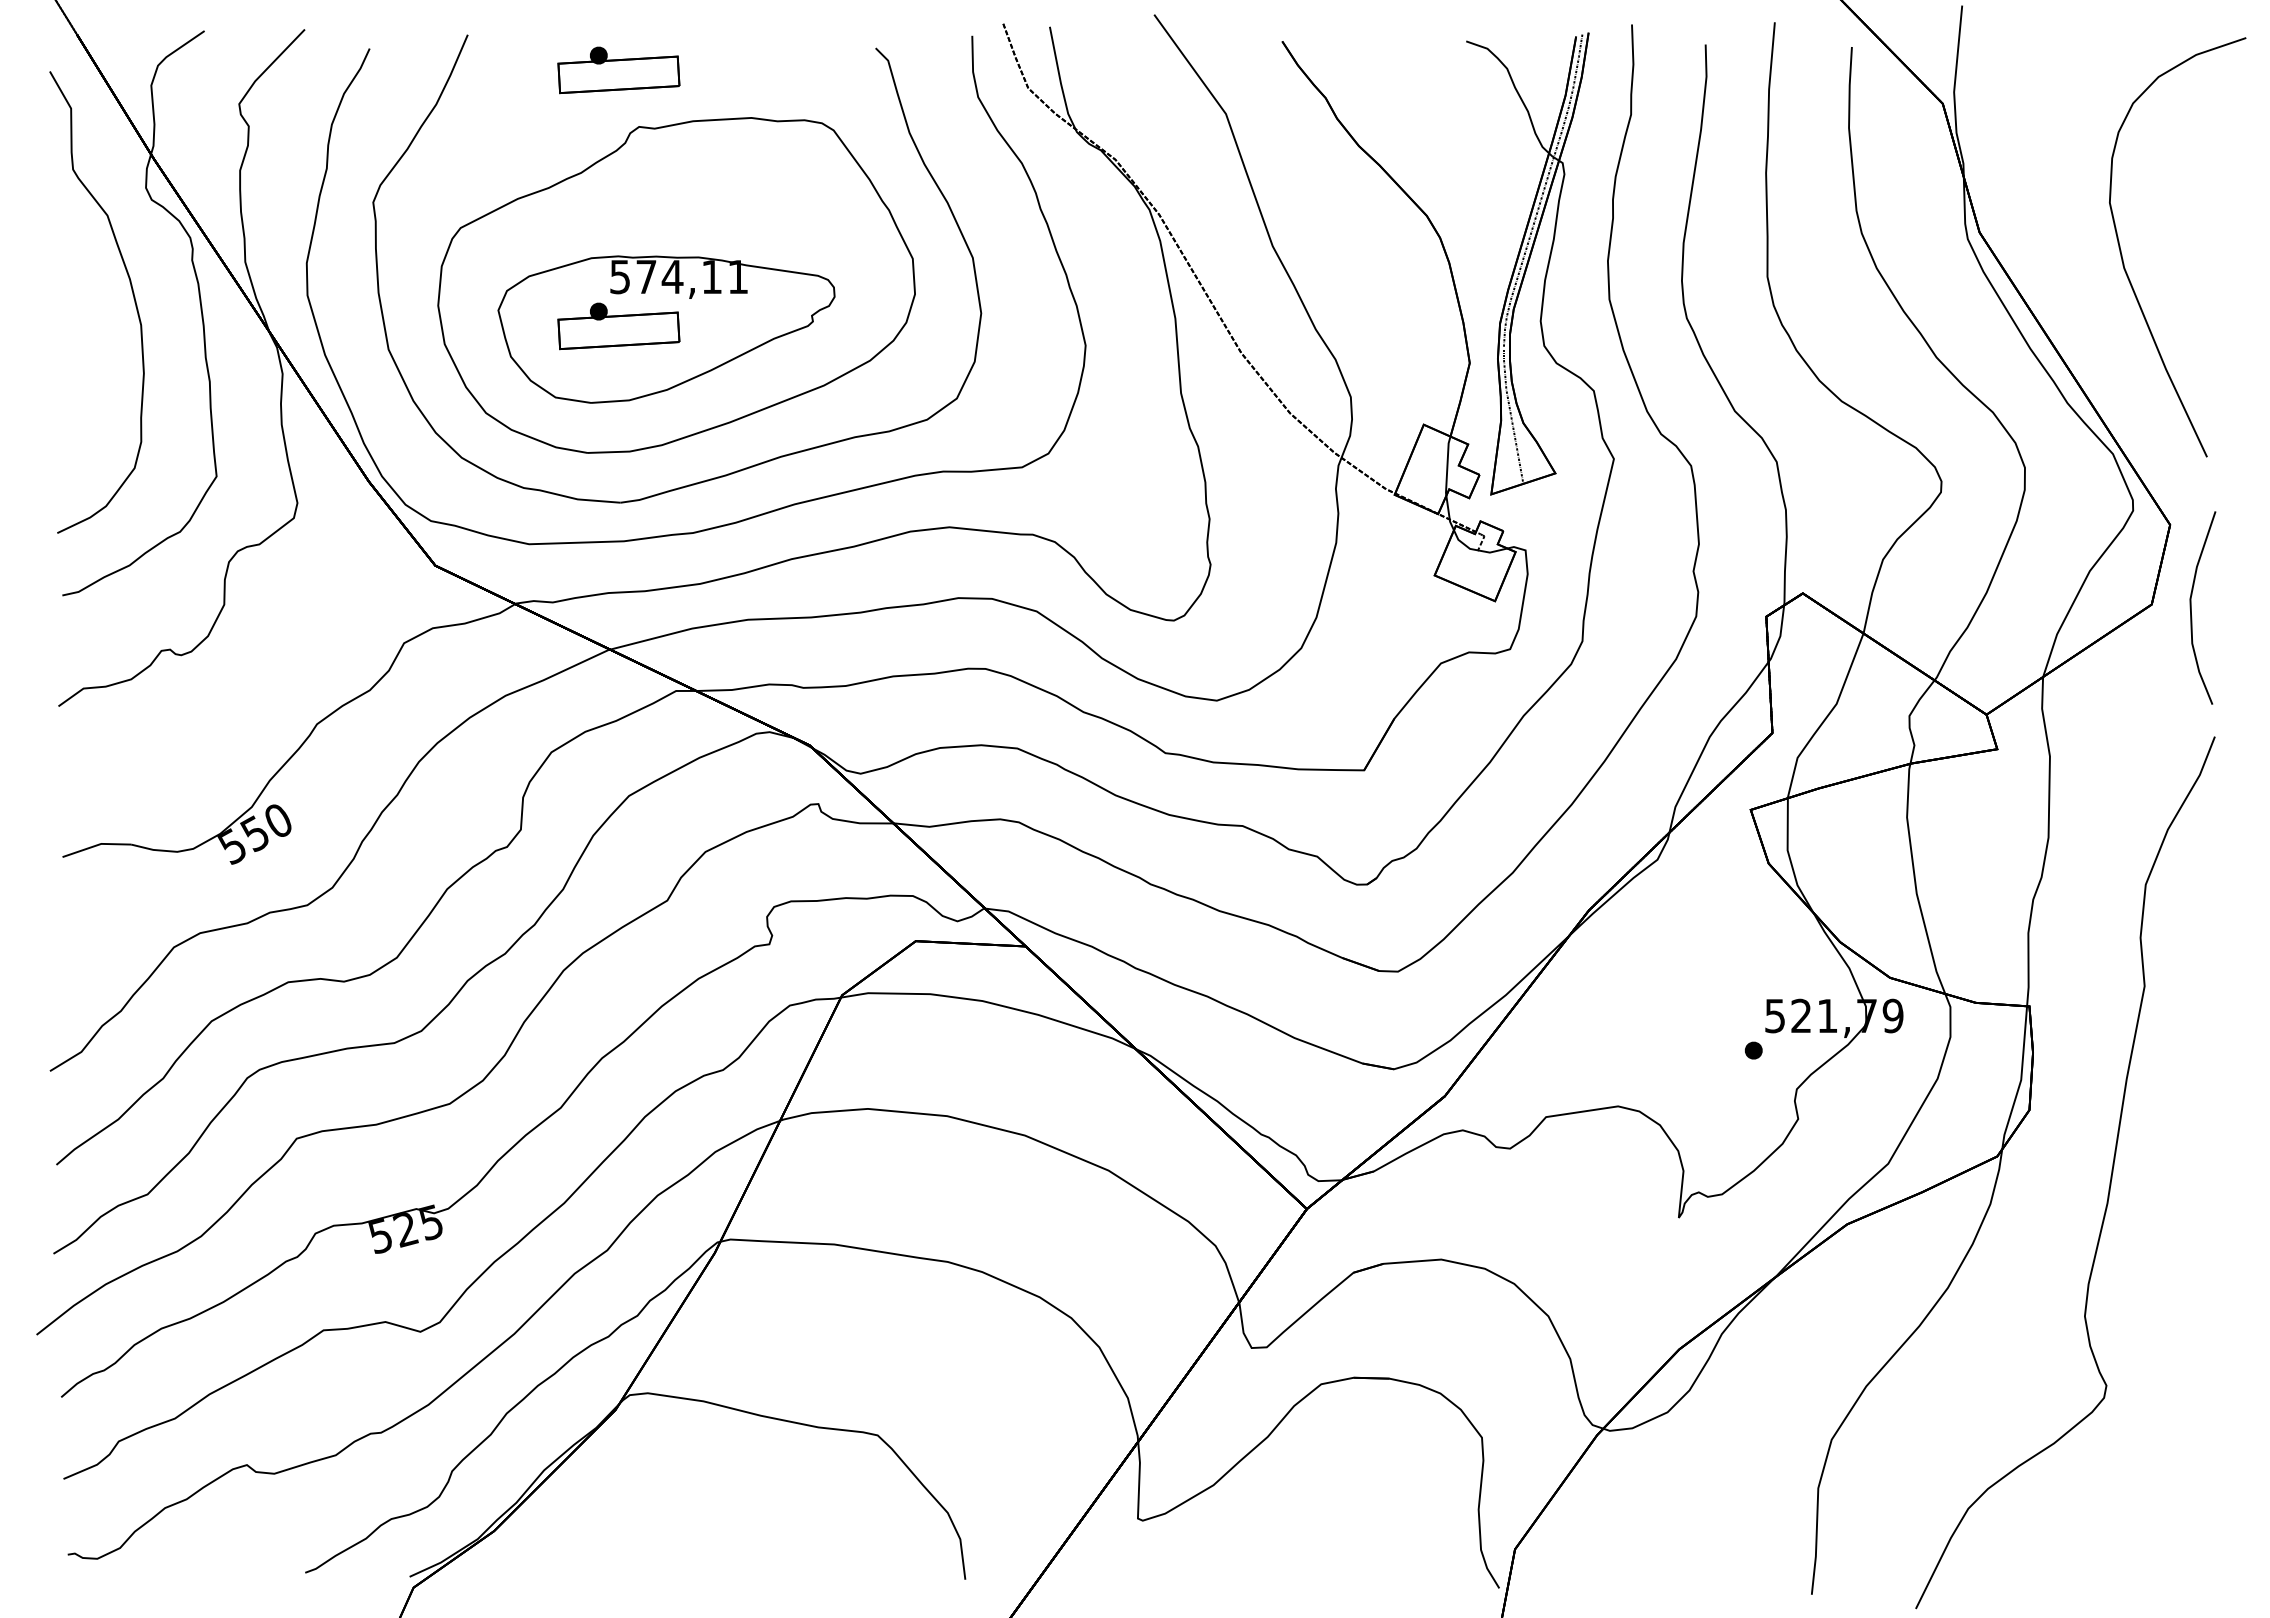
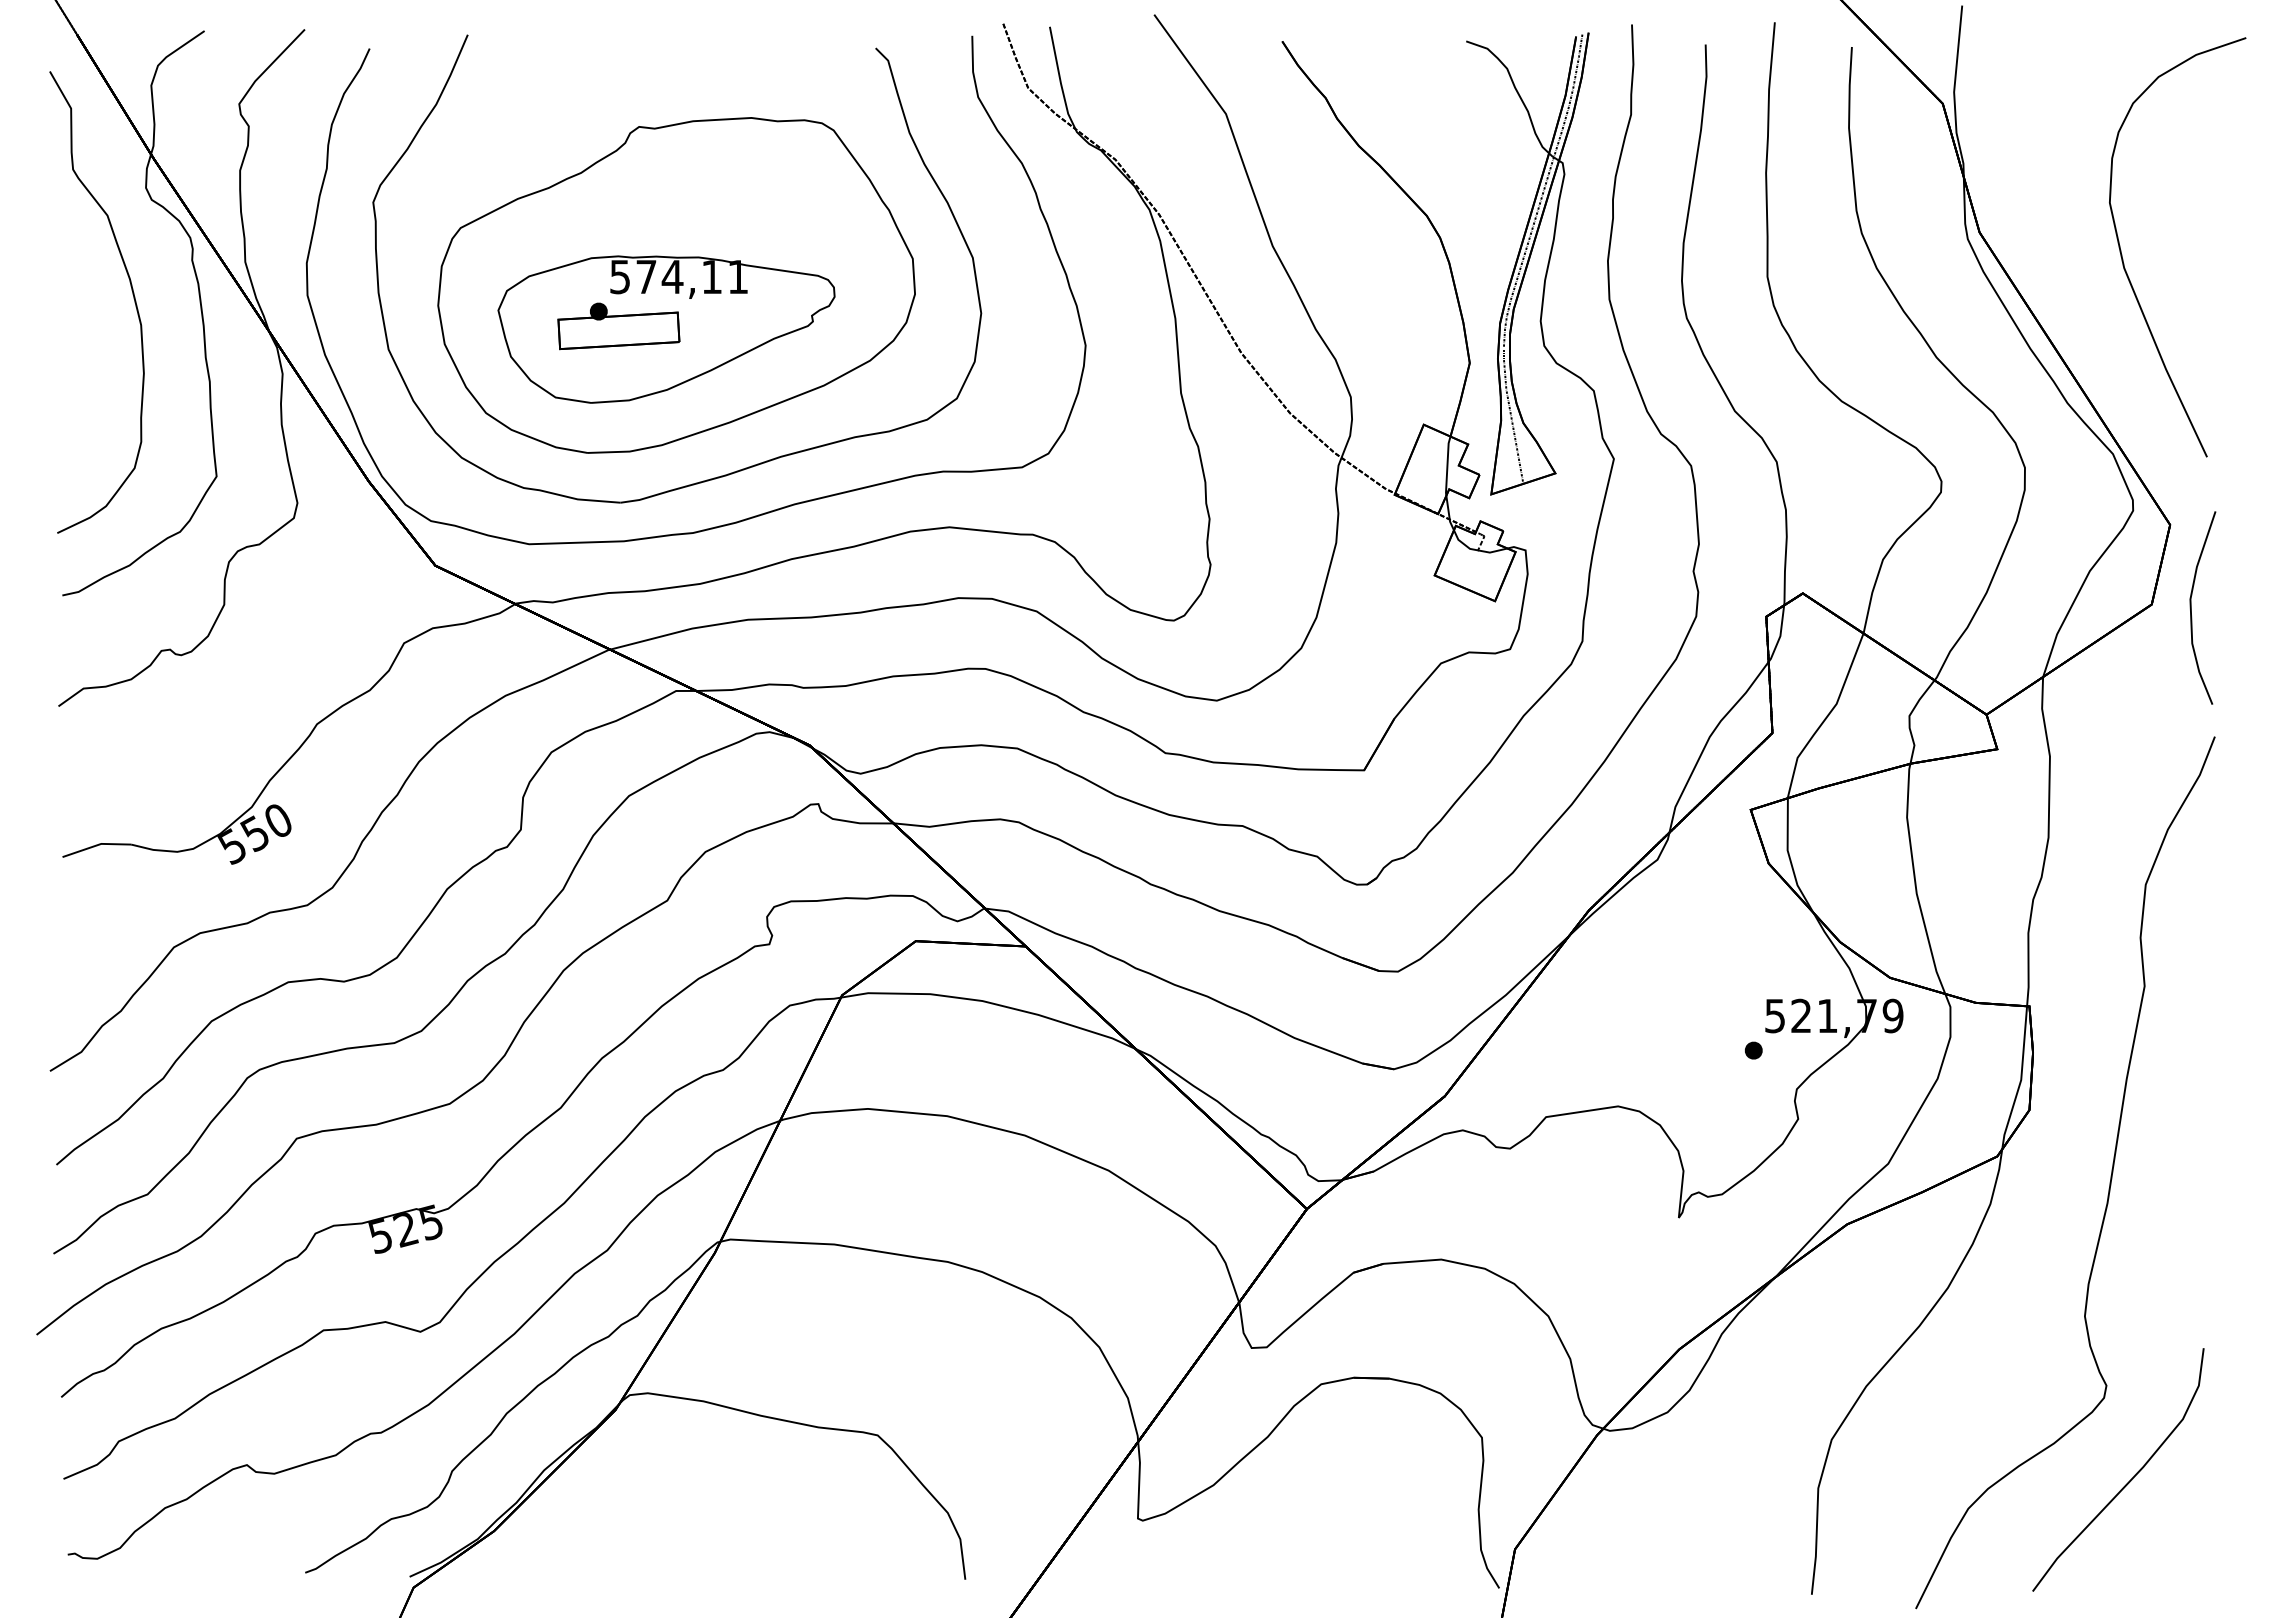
part: present -> none (618, 70)
part: none -> present (2129, 1480)
